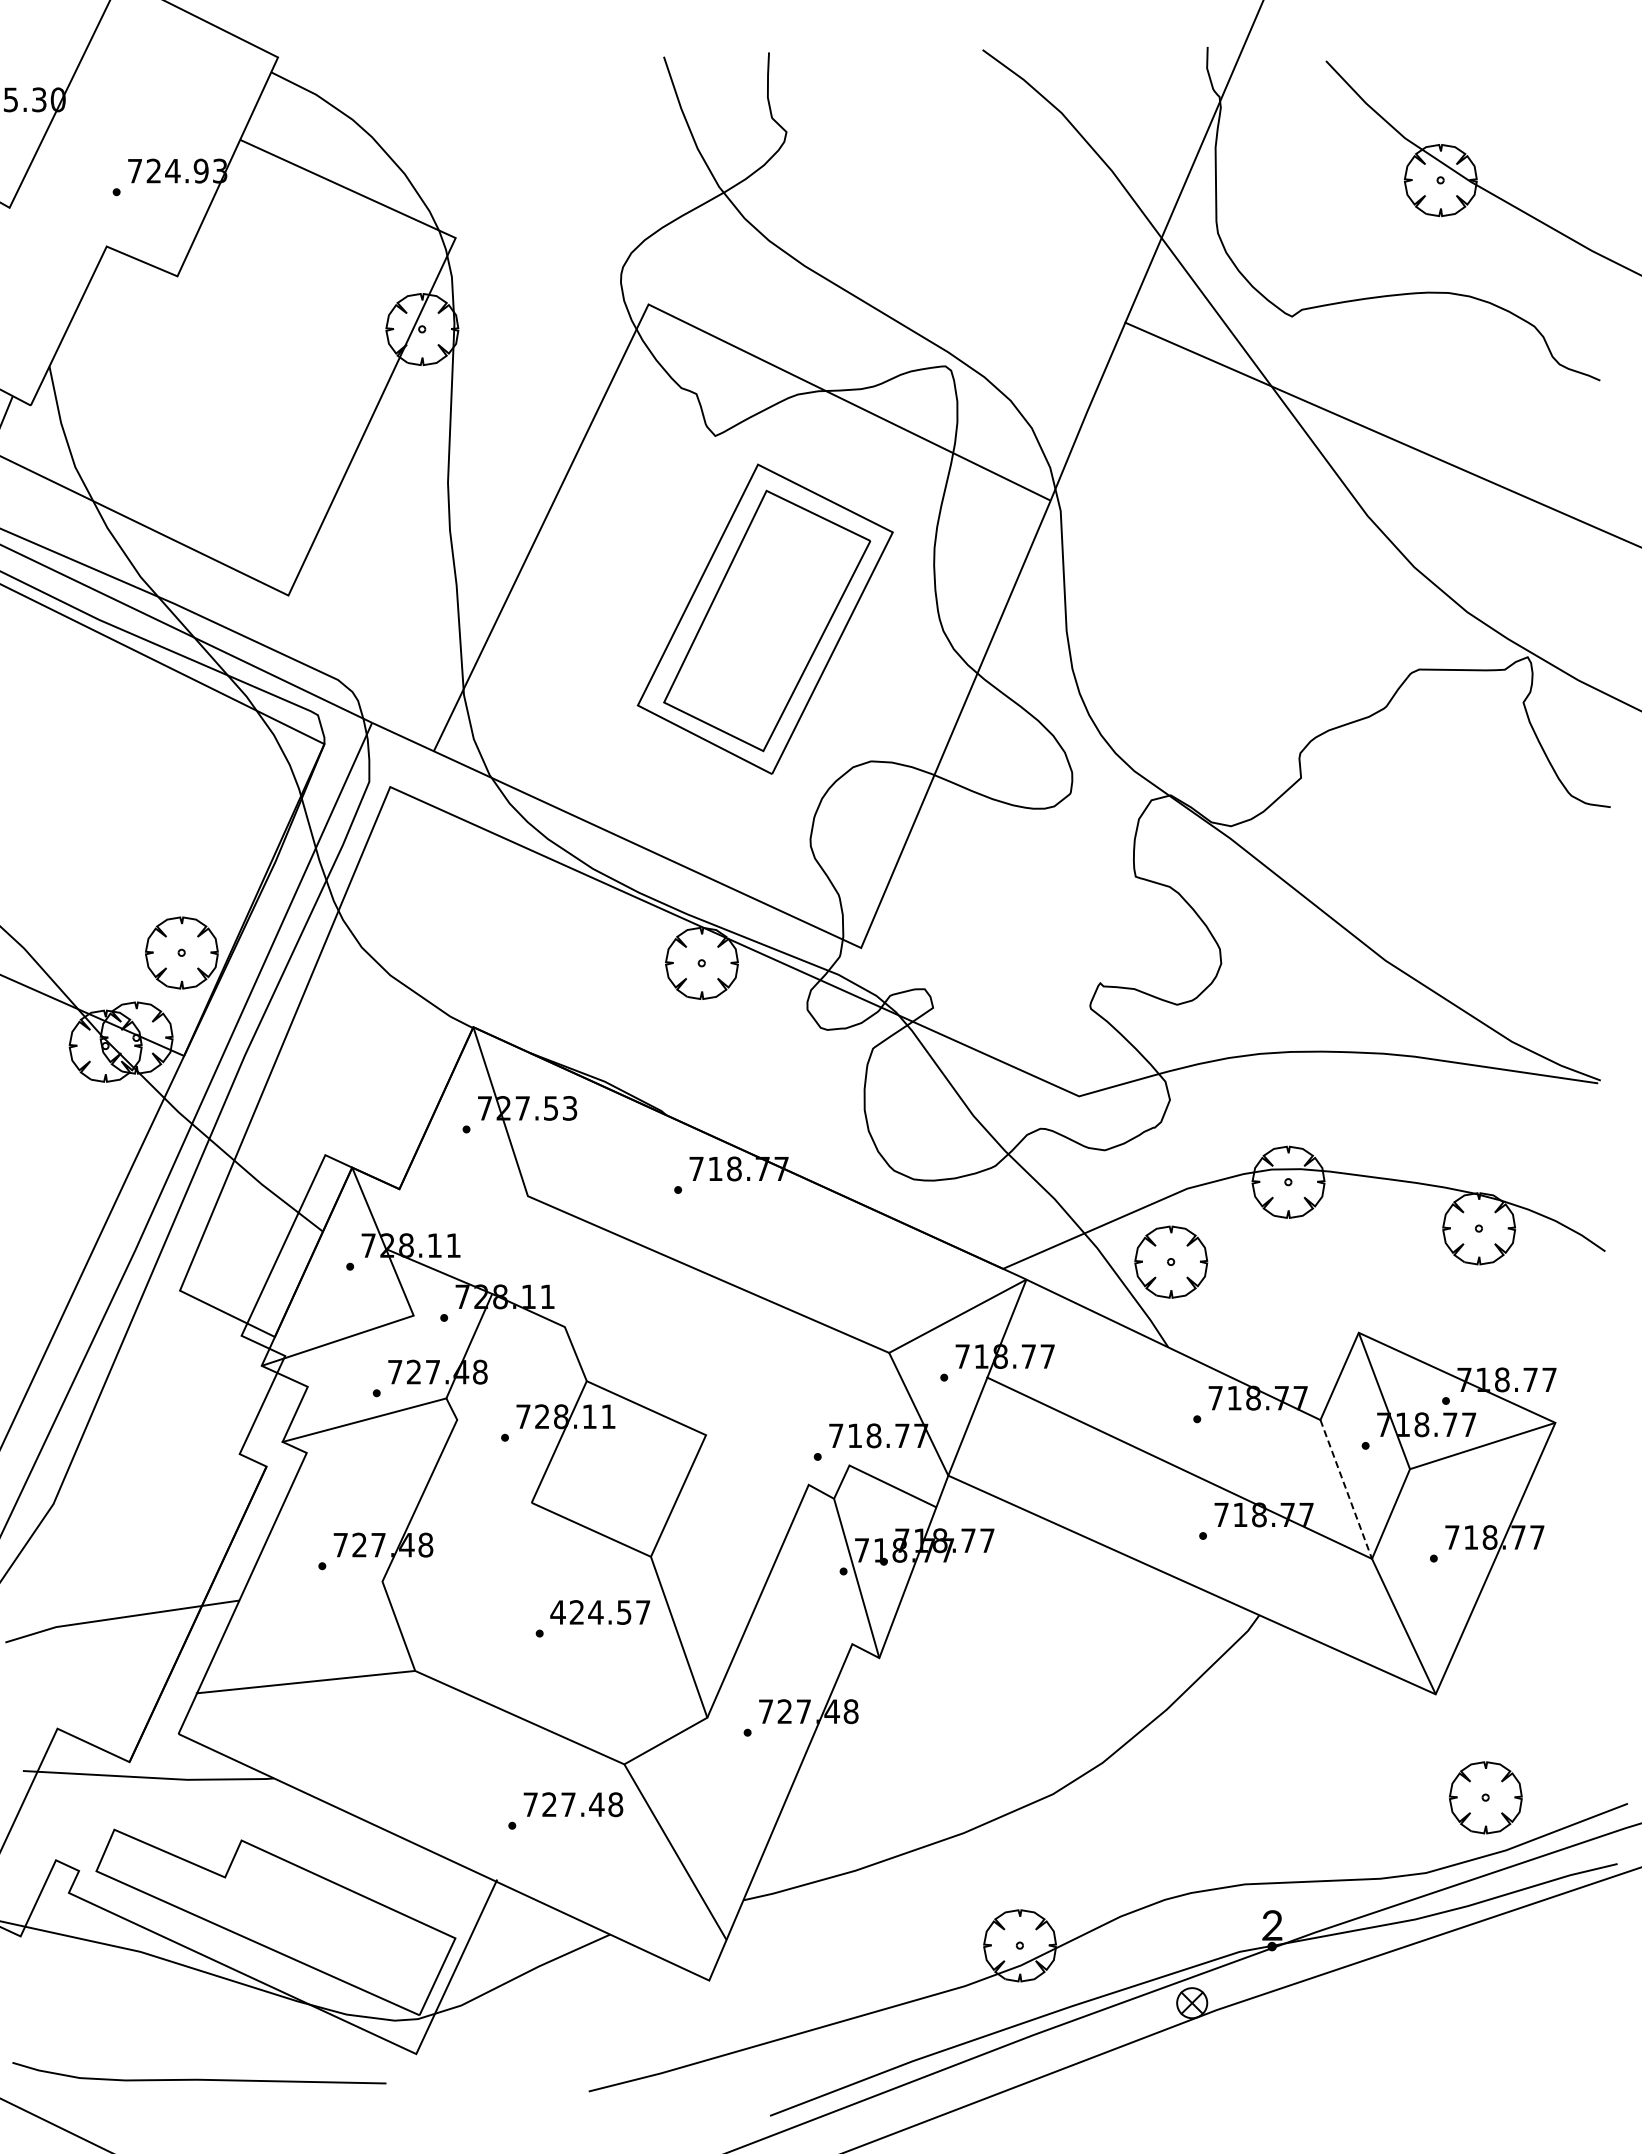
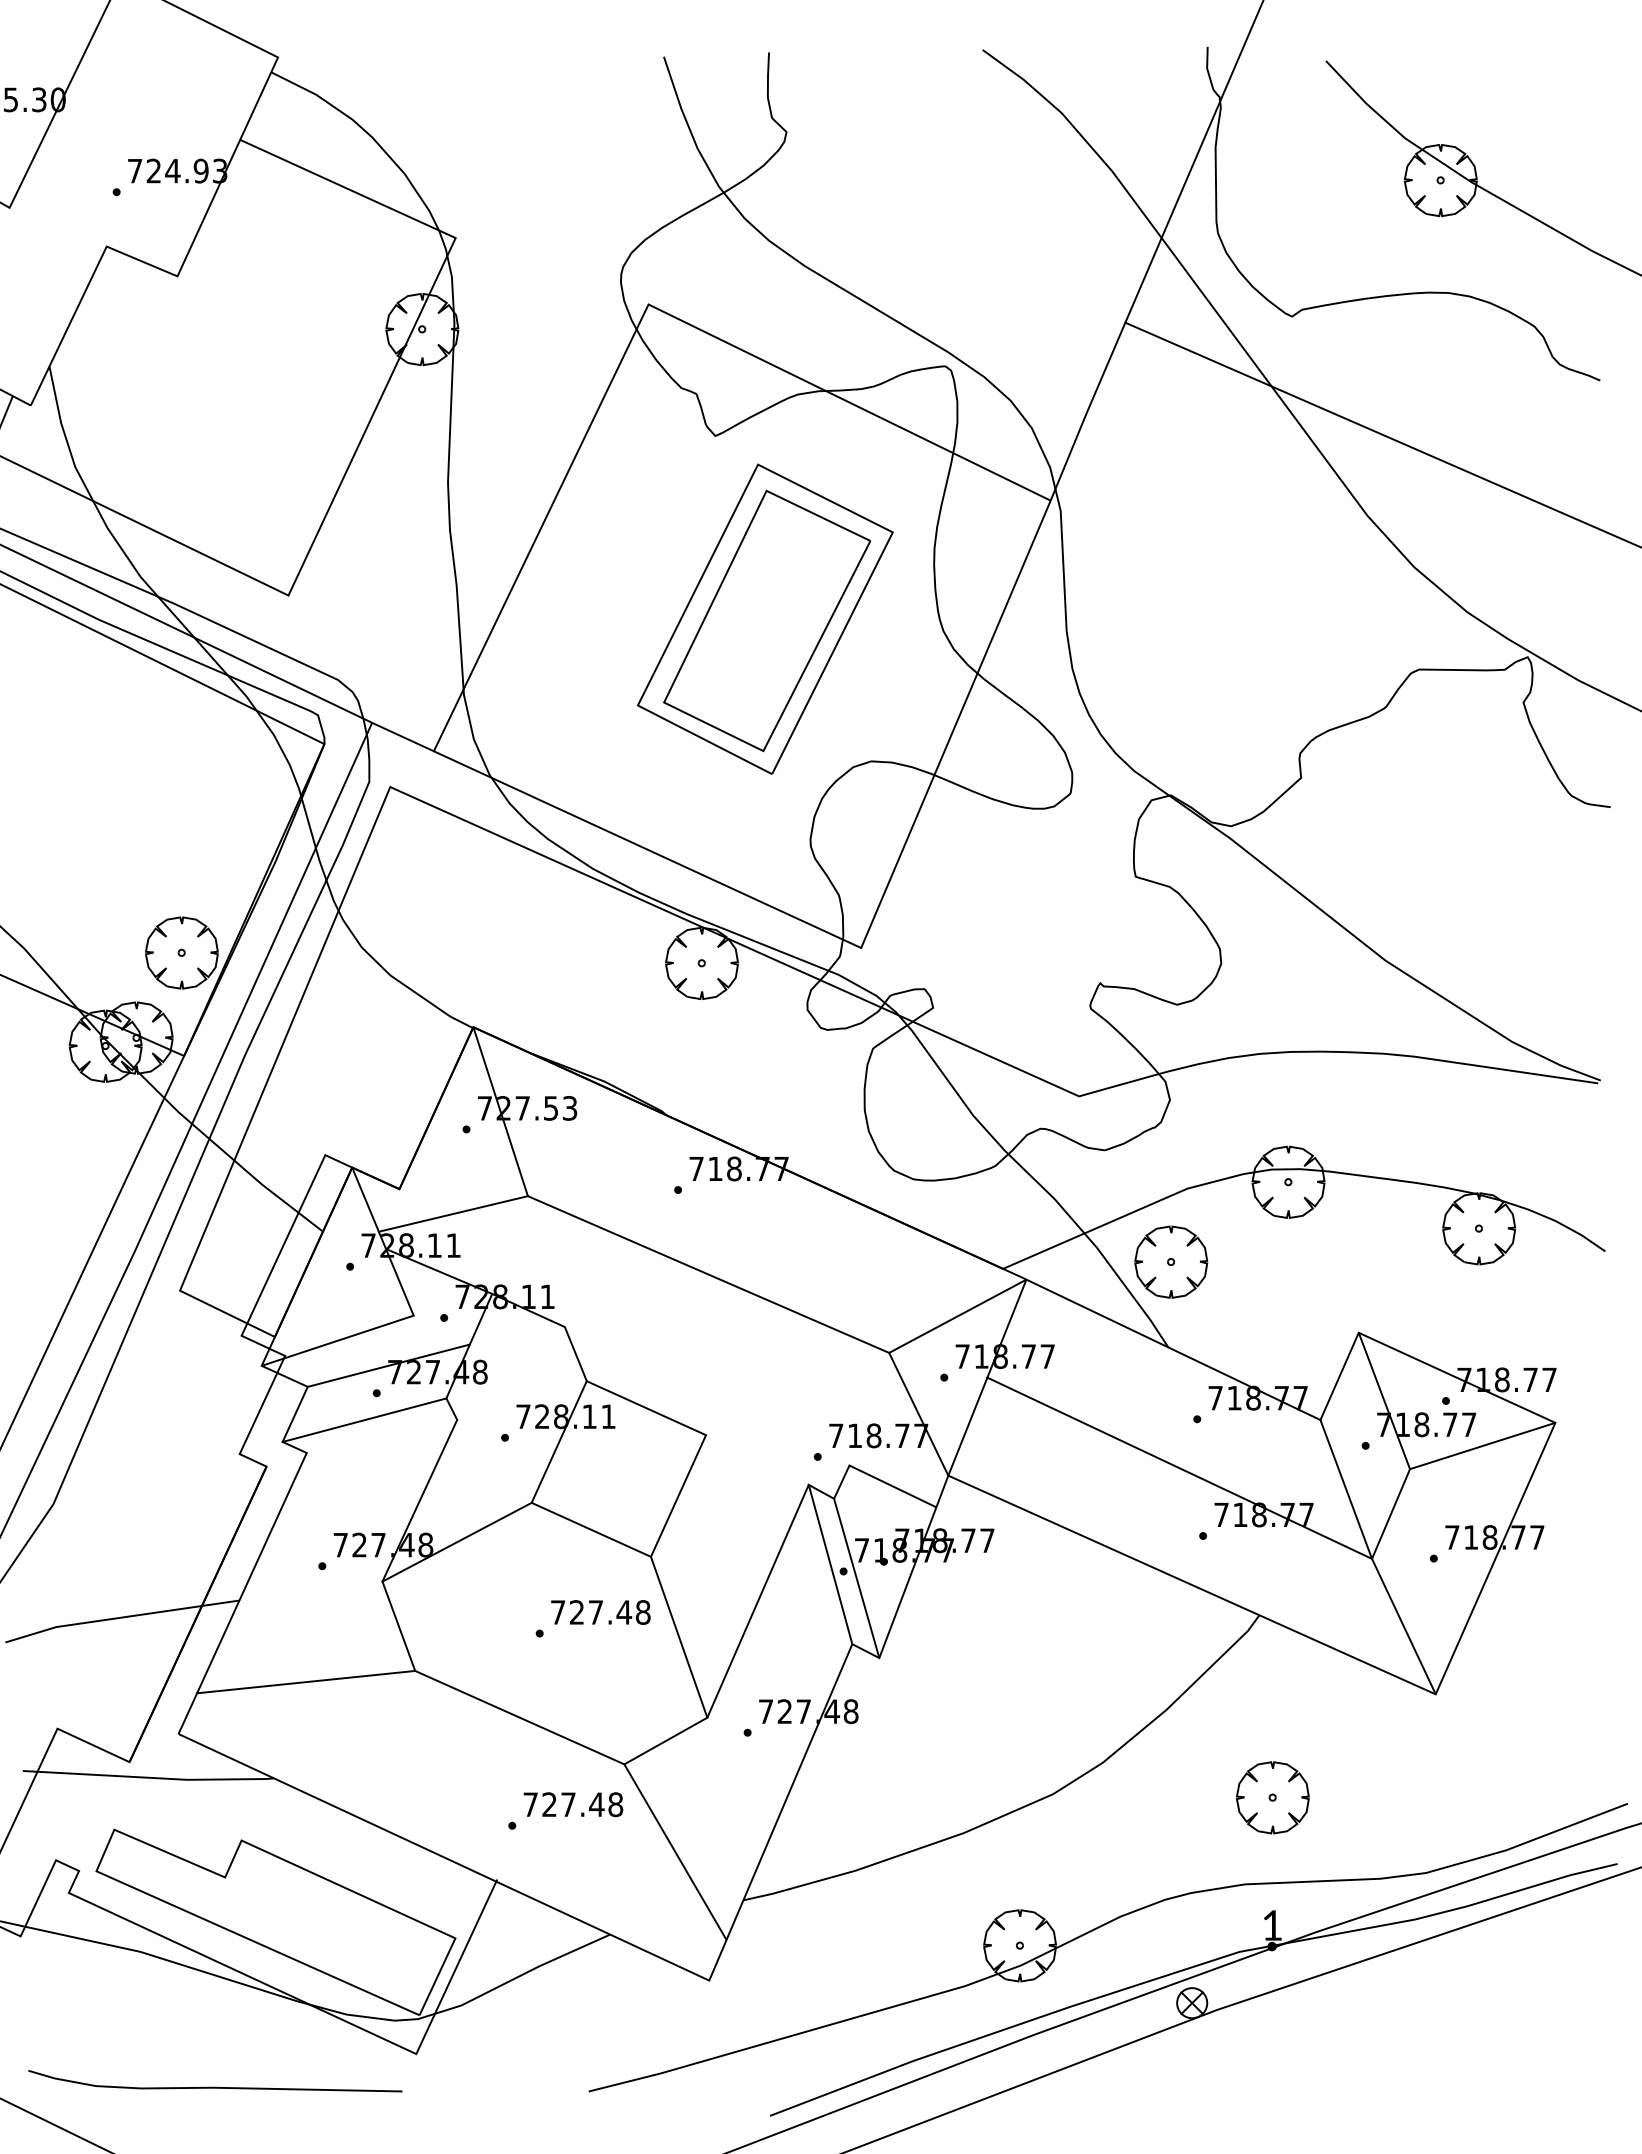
line: none -> present (452, 1213)
line: none -> present (388, 1365)
line: dashed -> solid (1346, 1489)
line: none -> present (456, 1541)
line: none -> present (830, 1564)
text: 424.57 -> 727.48 (600, 1612)
part position: (1485, 1797) -> (1272, 1797) (1272, 1797)
text: 2 -> 1 (1272, 1925)
curve position: (199, 2078) -> (215, 2086) (215, 2086)
